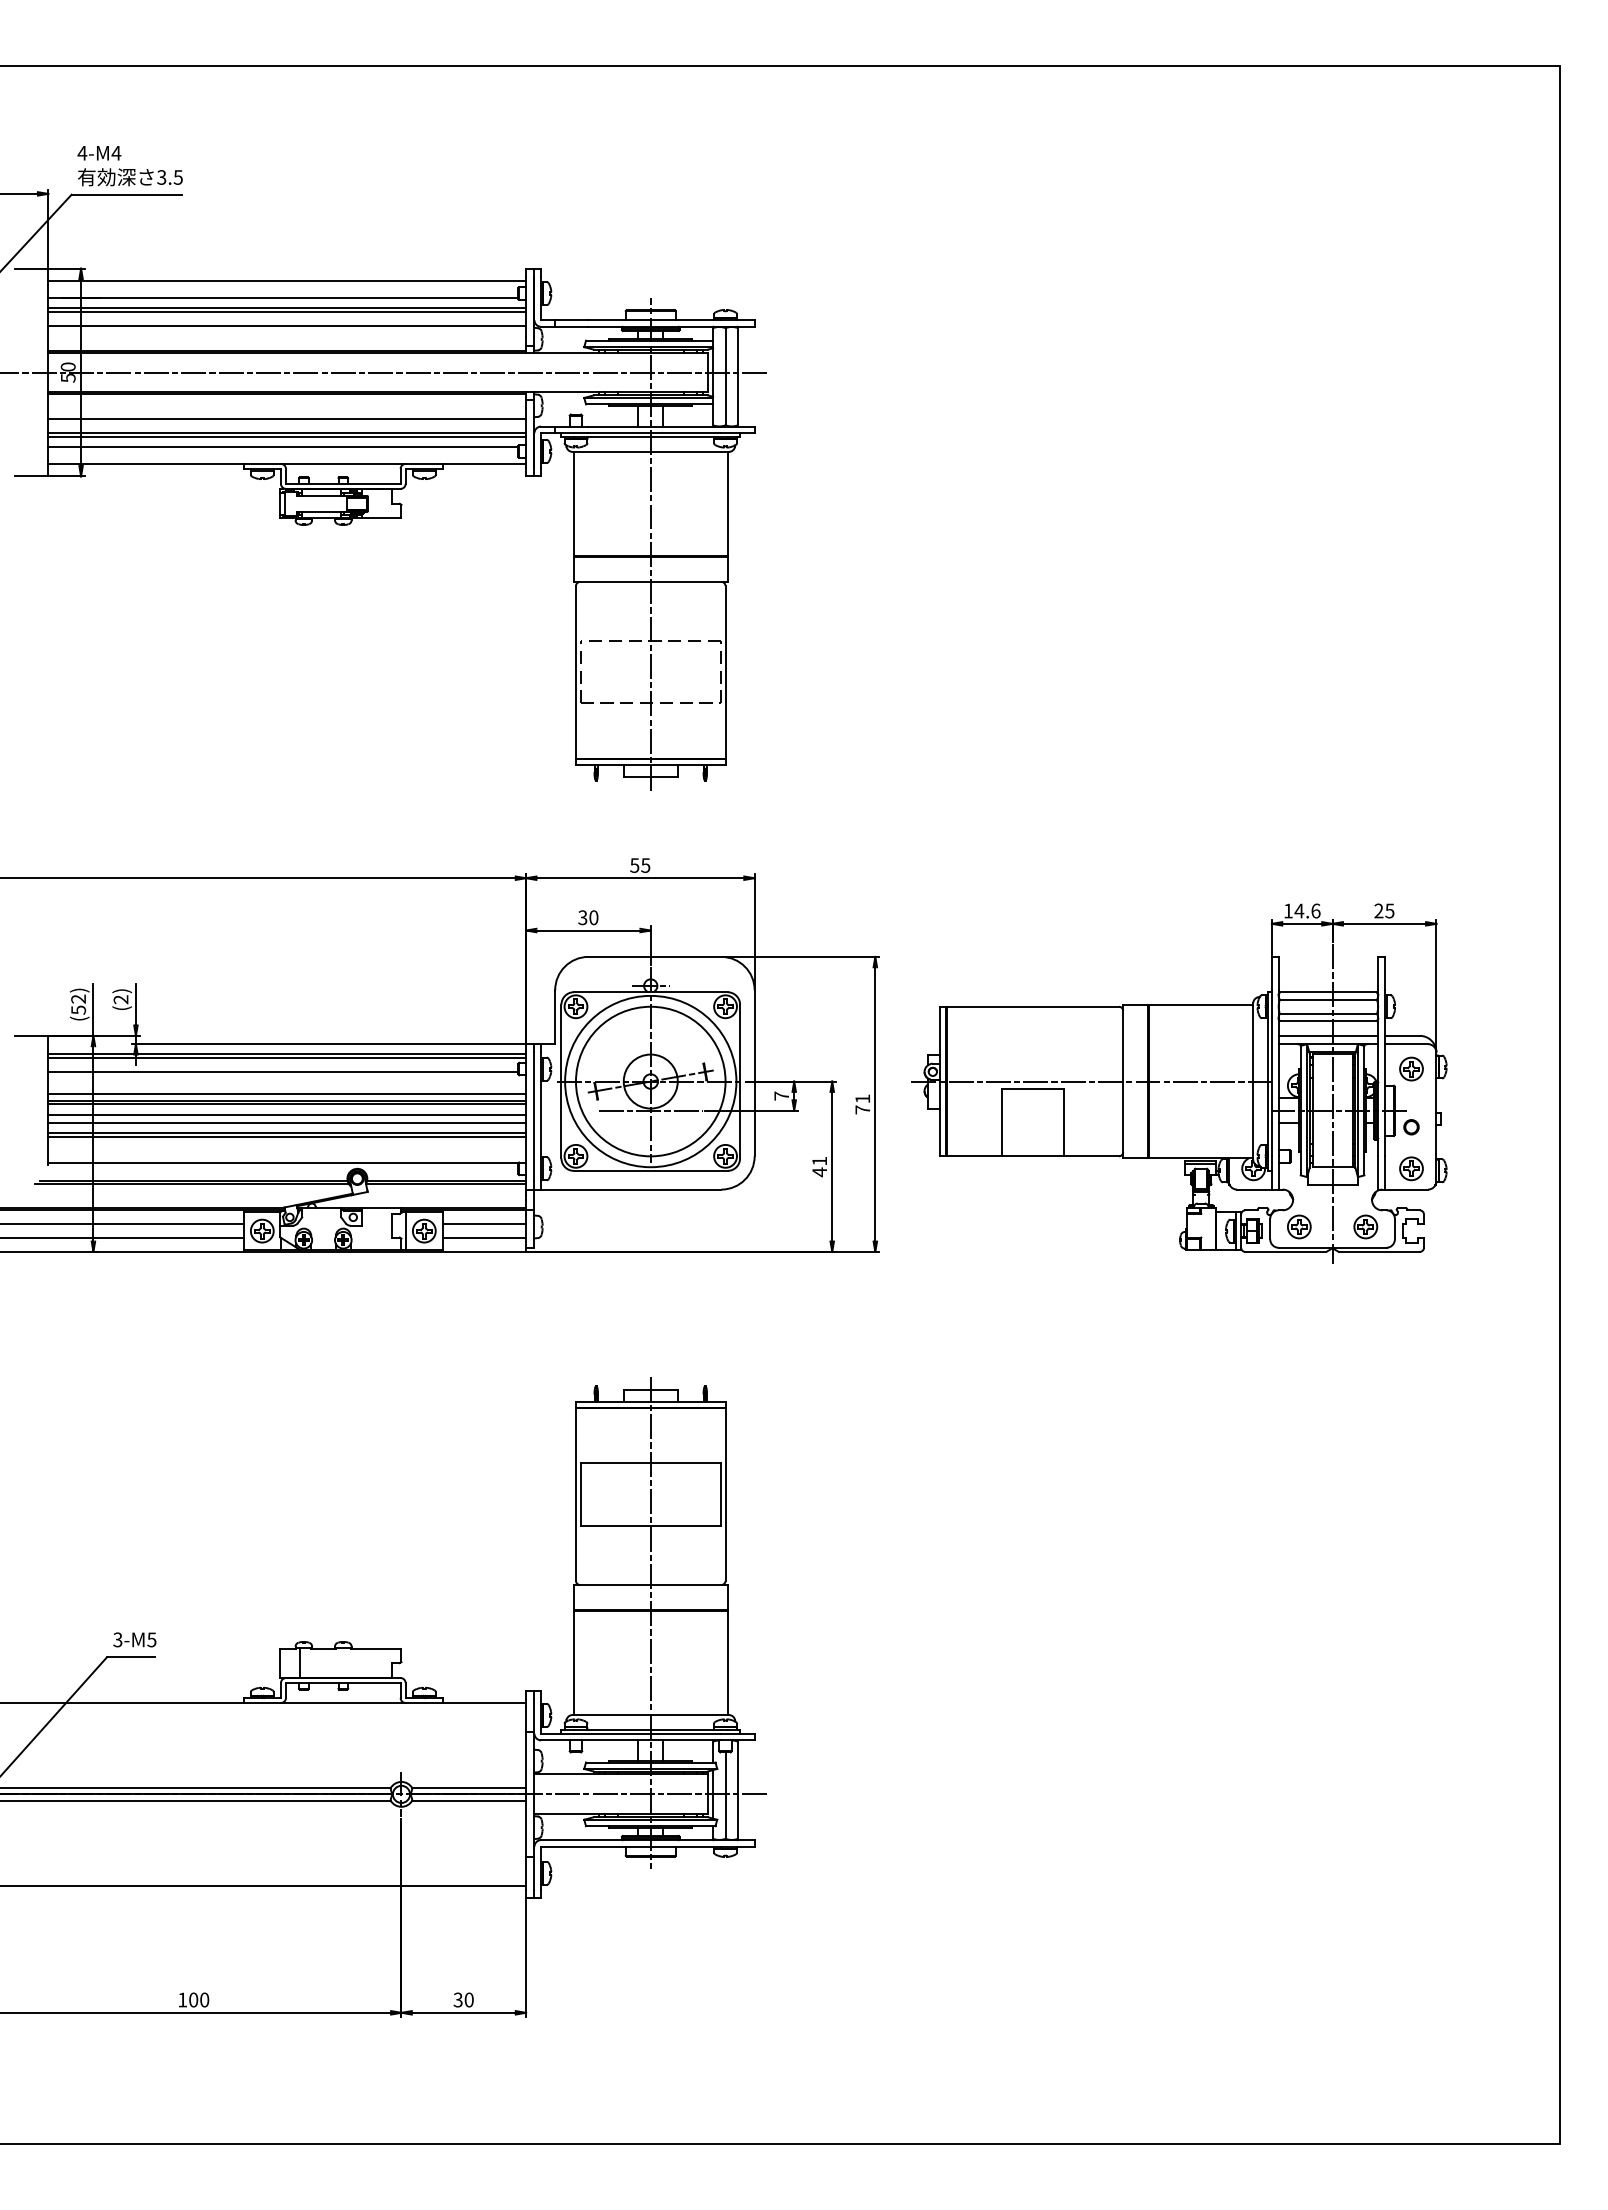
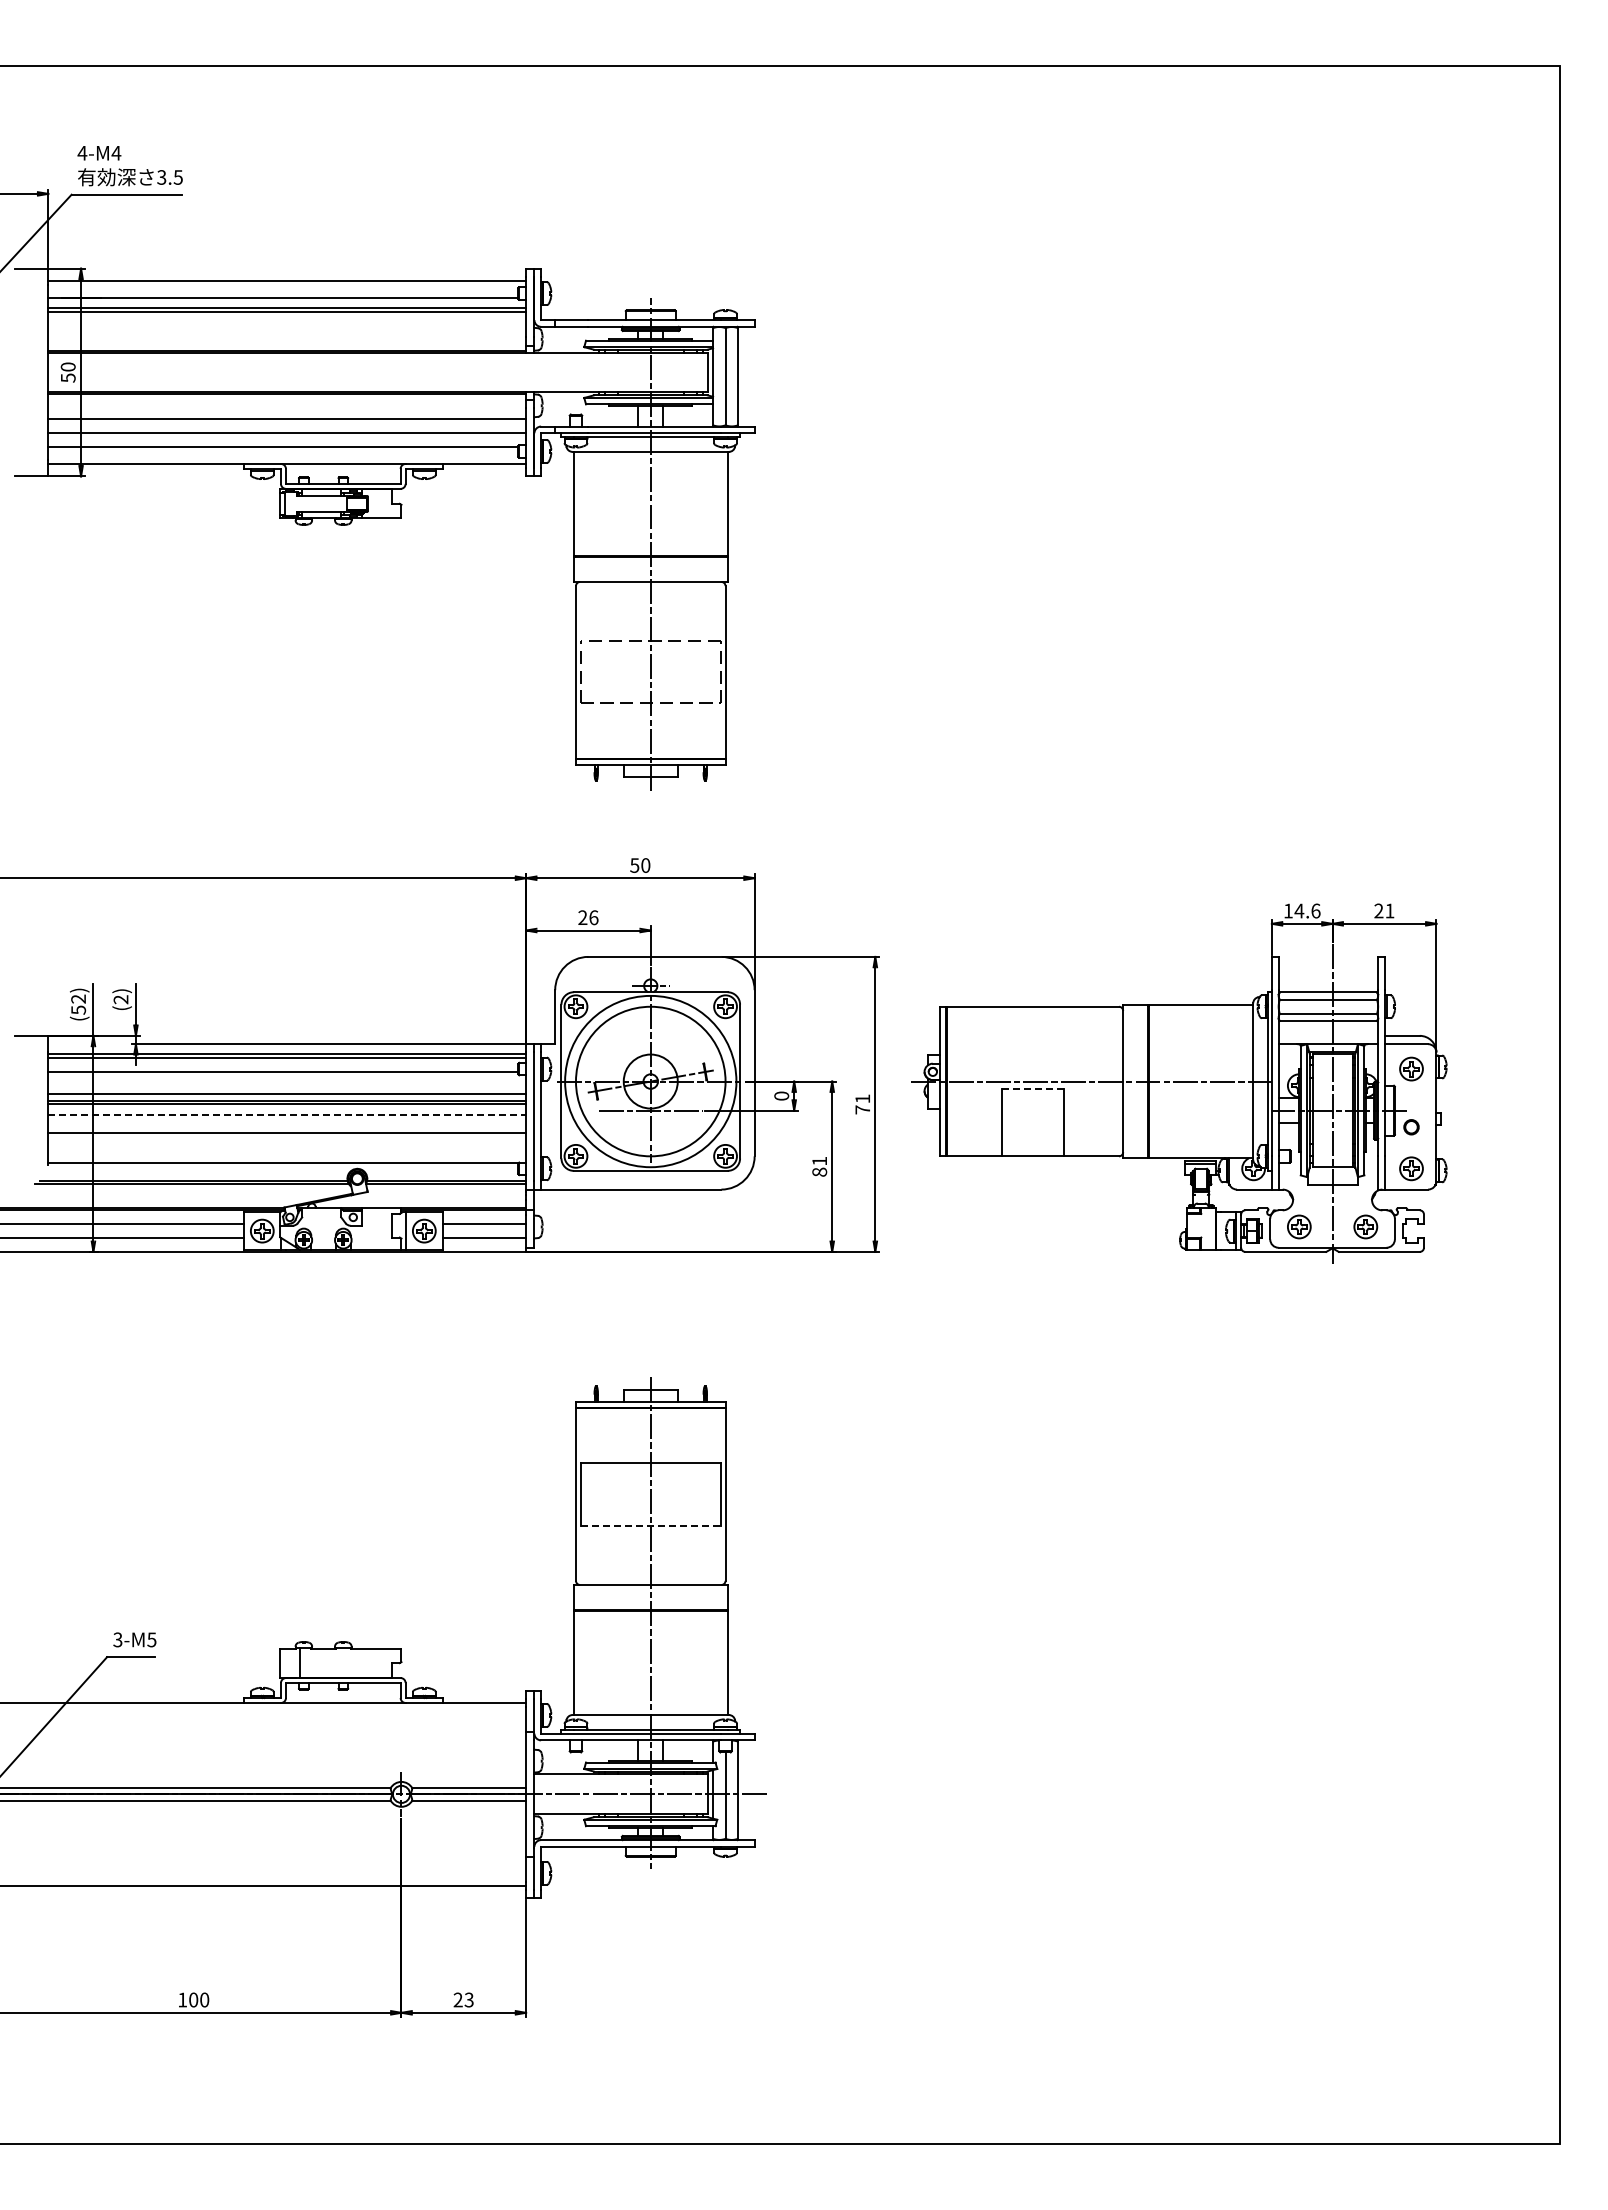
line: present -> none (287, 326)
line: present -> none (384, 372)
line: present -> none (287, 436)
text: 55 -> 50 (645, 865)
text: 25 -> 21 (1389, 910)
text: 30 -> 26 (588, 917)
line: present -> none (1328, 1035)
line: solid -> dashed (1033, 1089)
text: 7 -> 0 (781, 1095)
line: solid -> dashed (287, 1115)
line: present -> none (287, 1122)
line: present -> none (287, 1137)
text: 41 -> 81 (819, 1172)
line: solid -> dashed (651, 1525)
text: 30 -> 23 (463, 1999)
